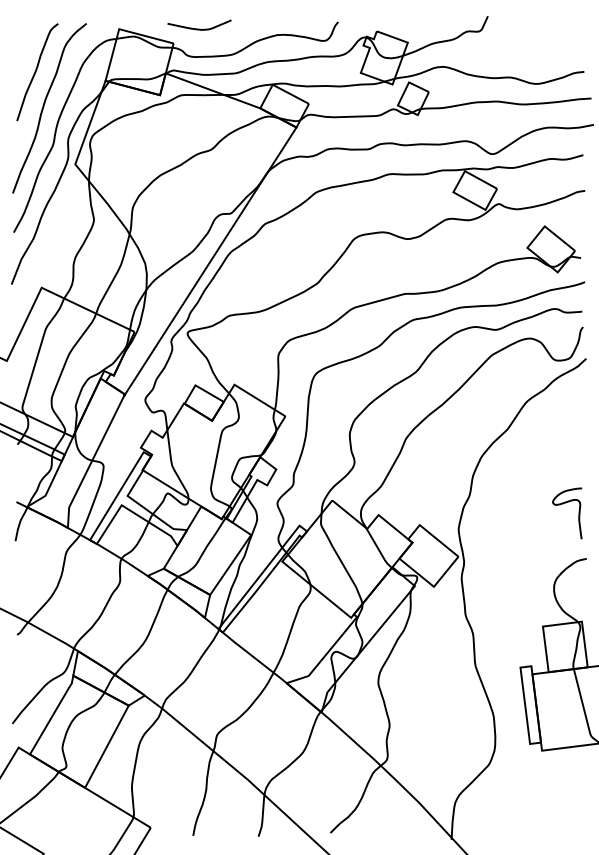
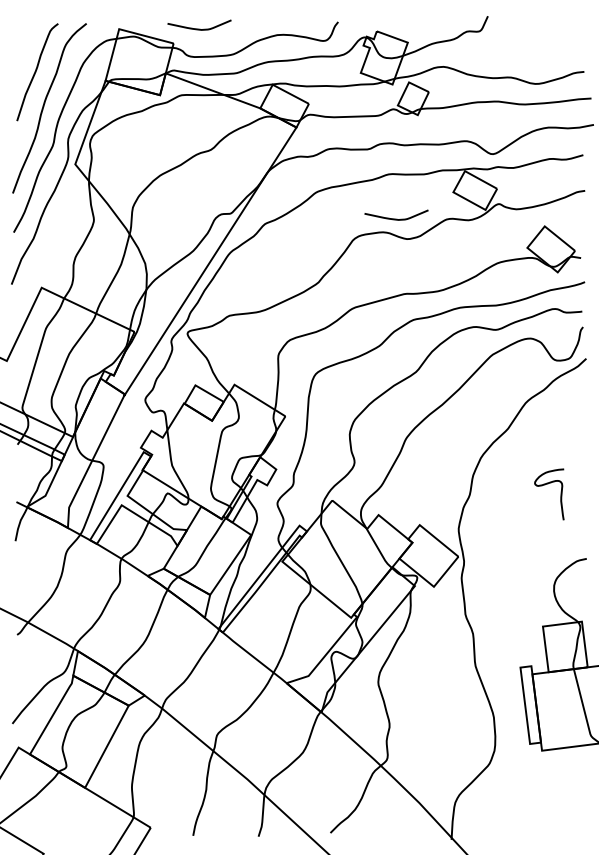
curve: none -> present (396, 218)
curve position: (563, 504) -> (545, 485) (545, 485)
